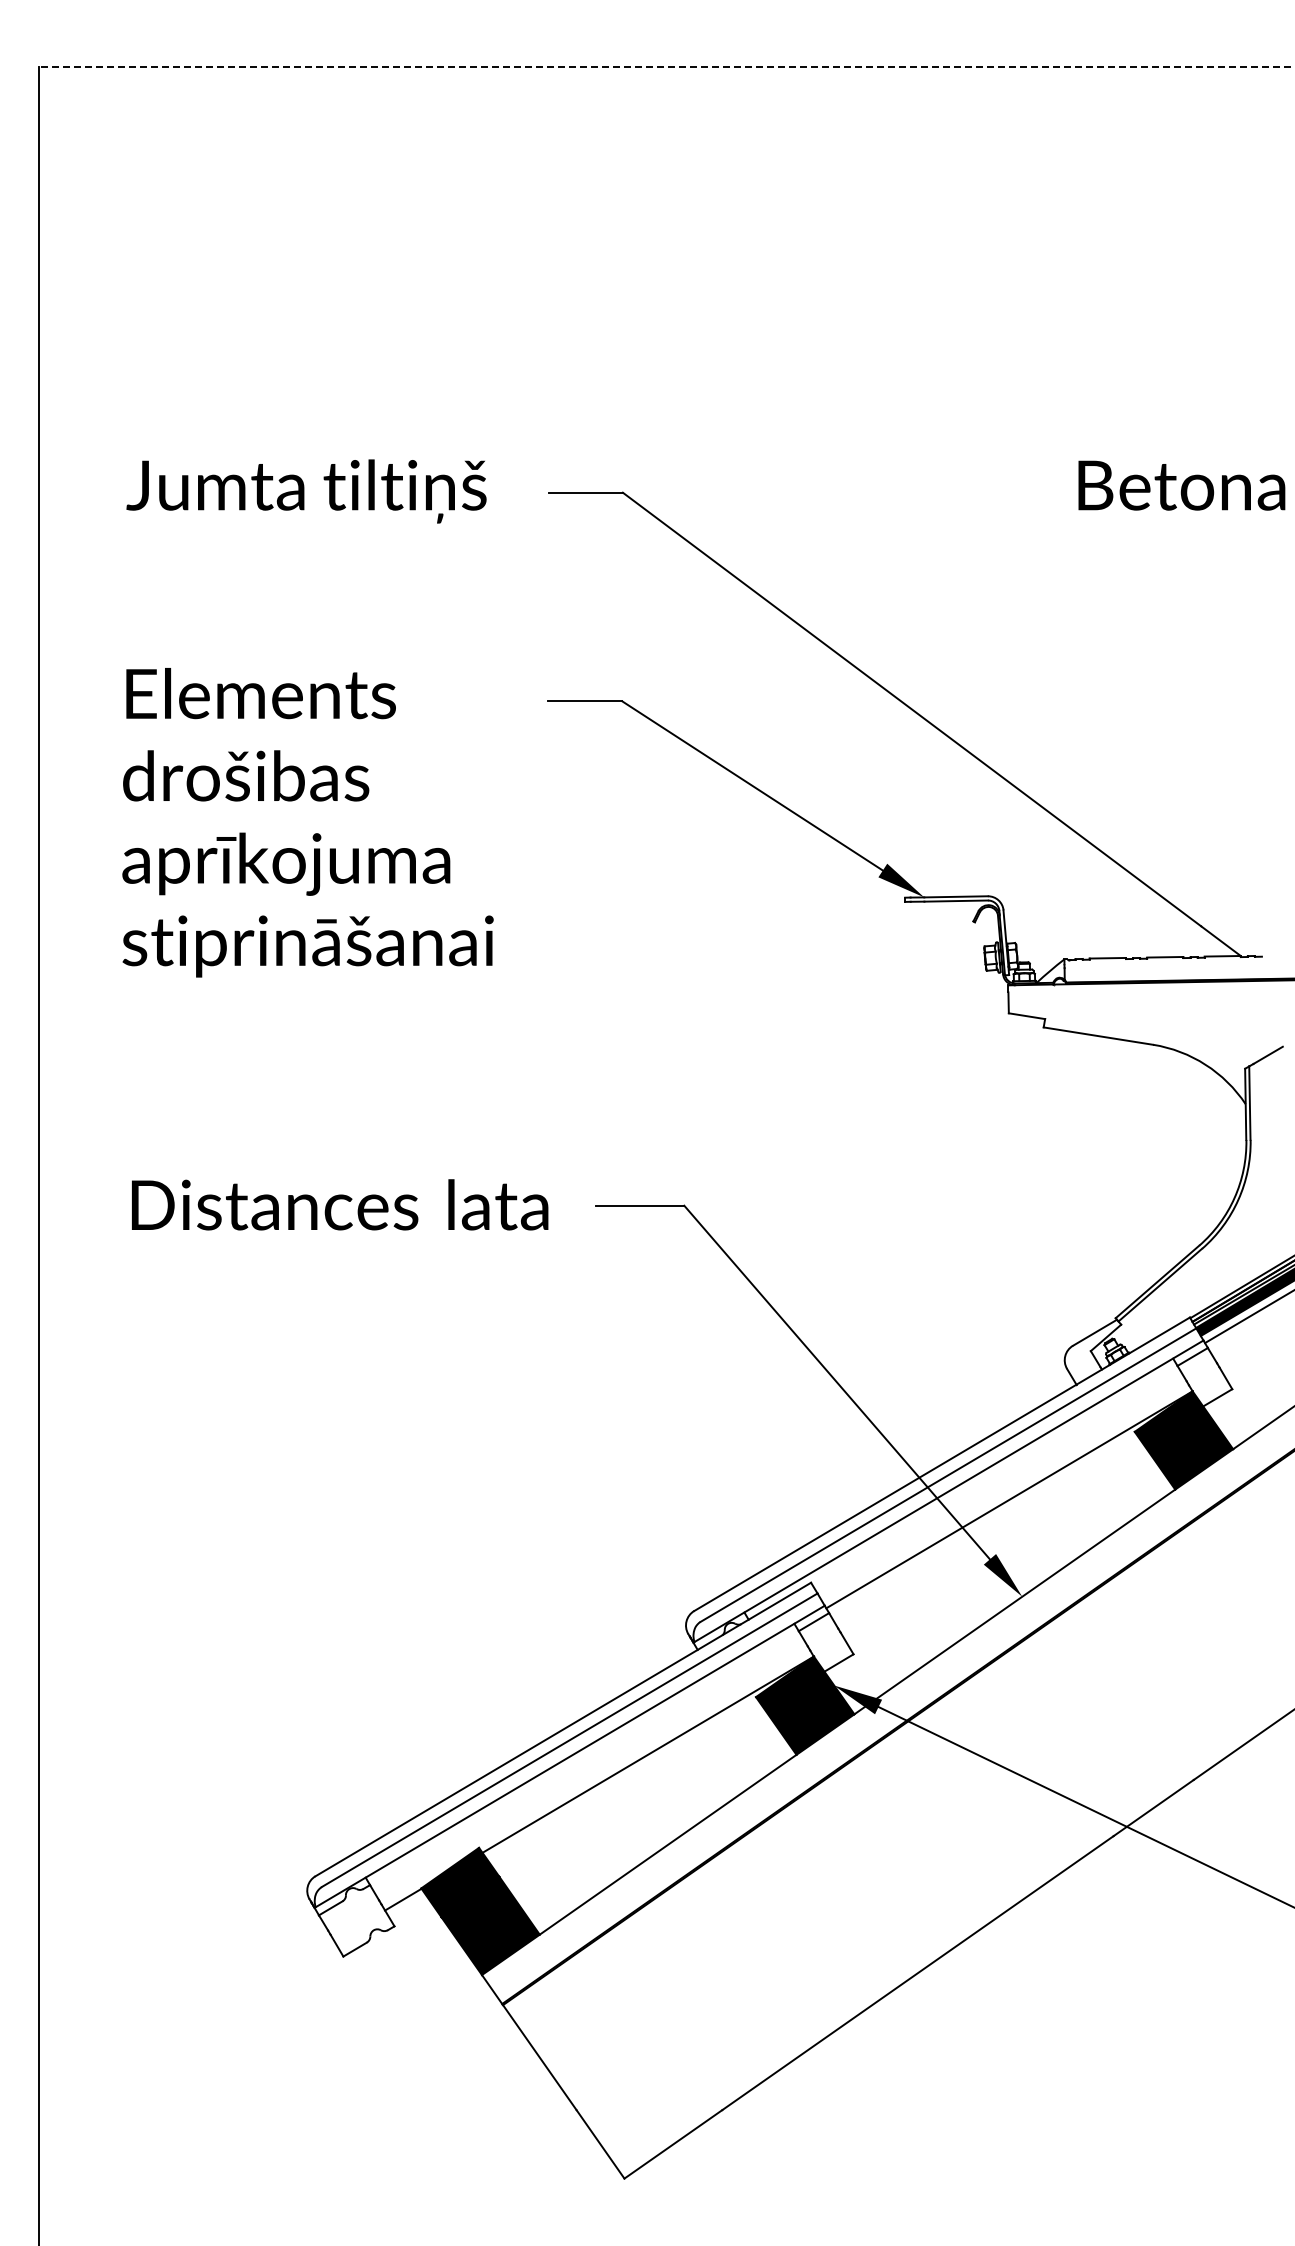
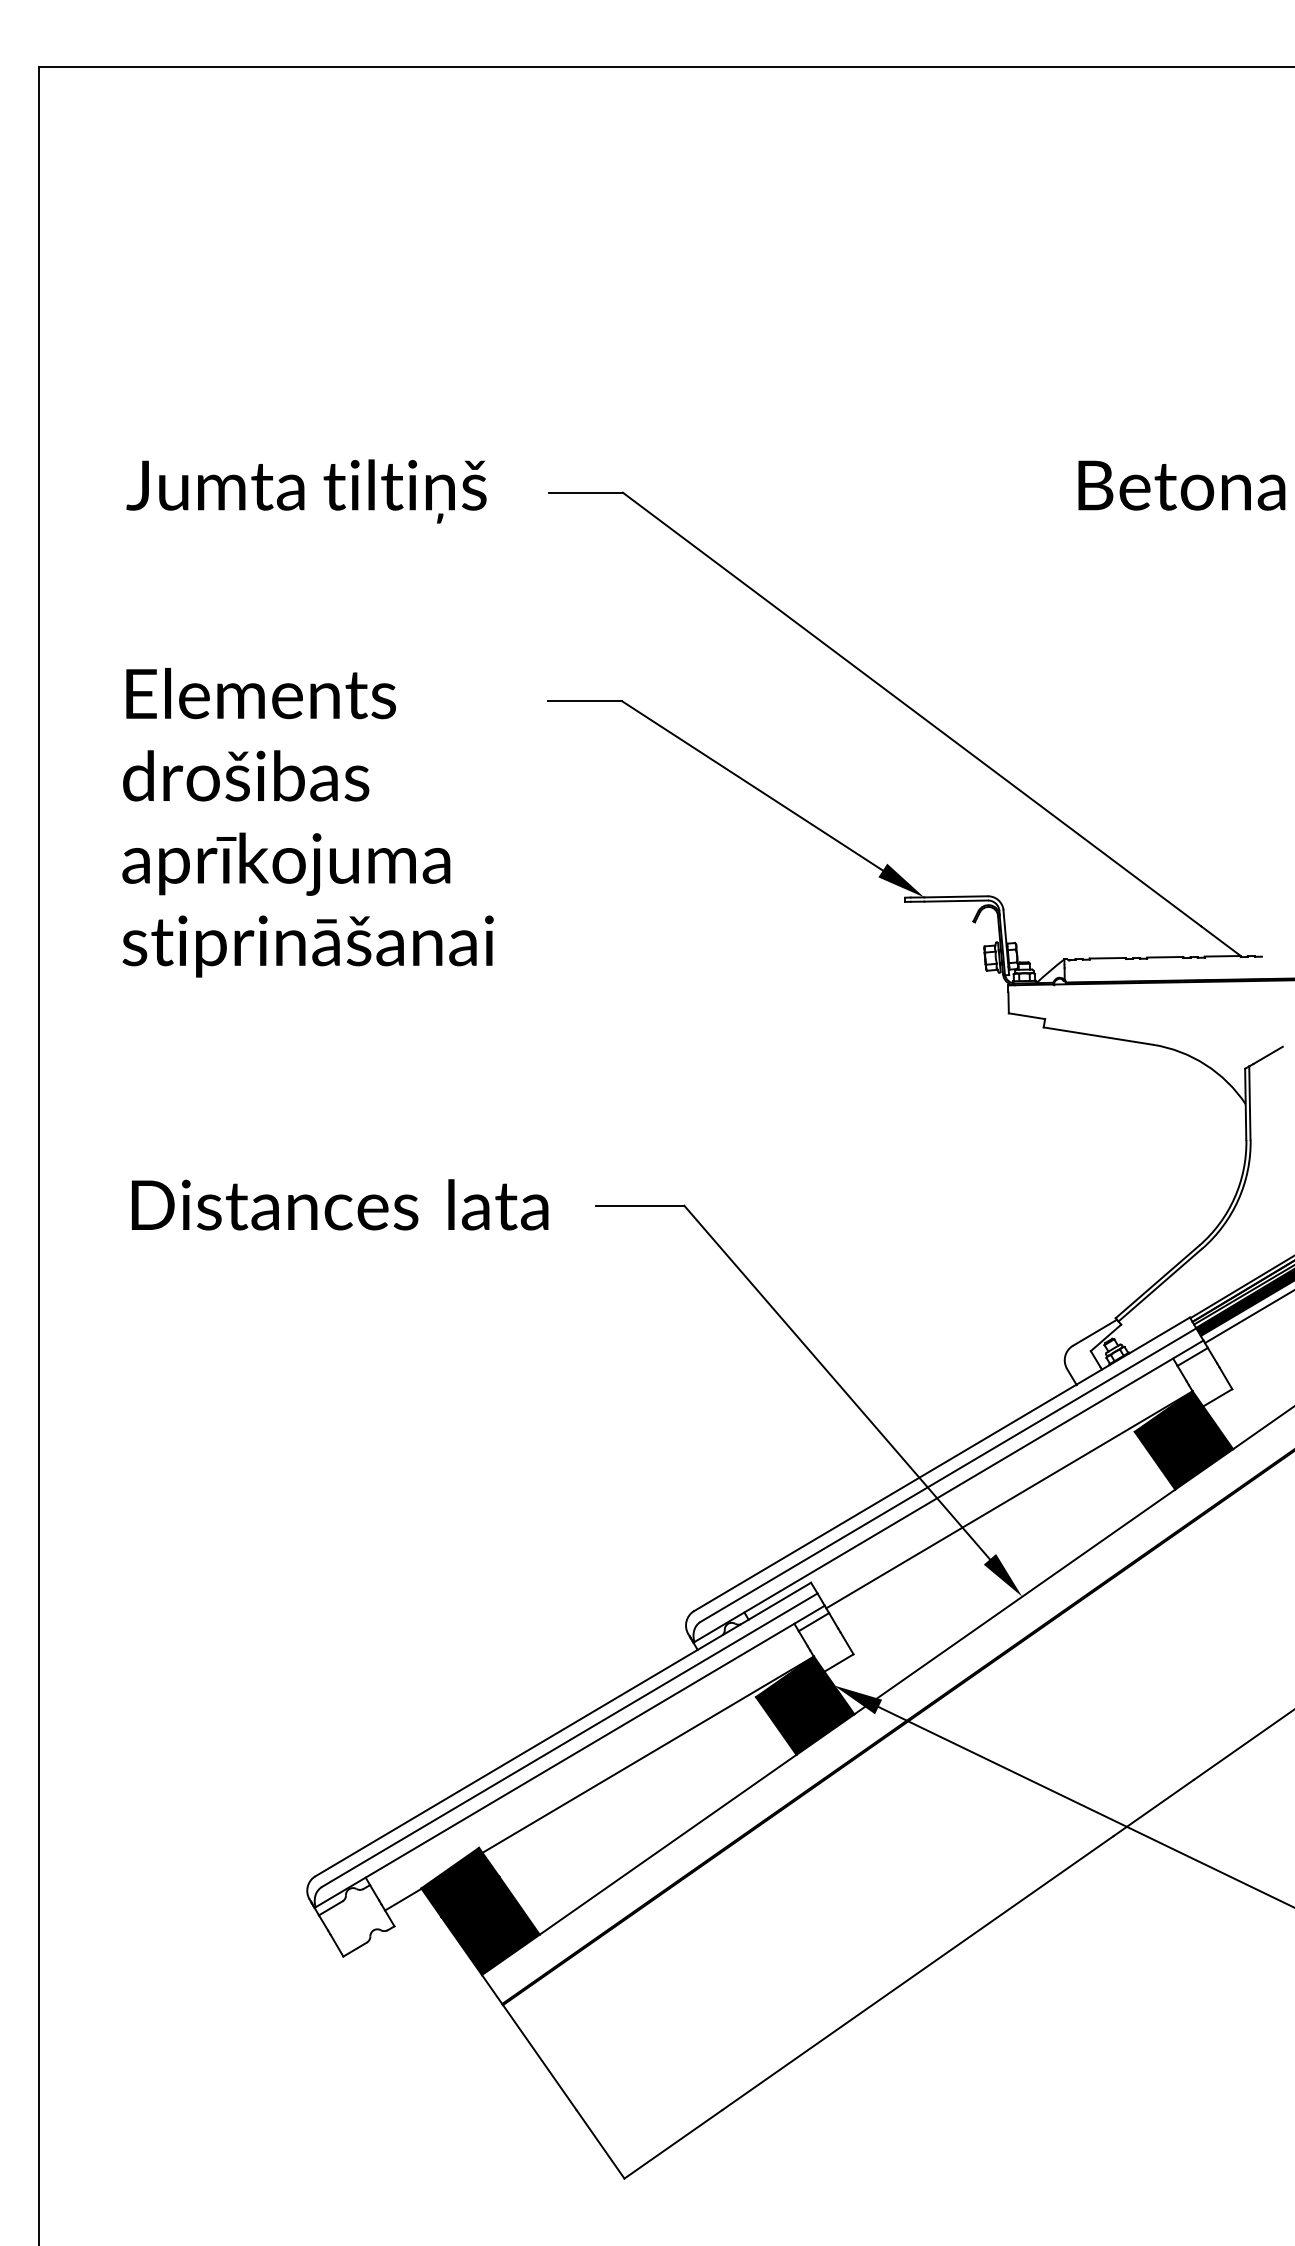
line: dashed -> solid (666, 67)
